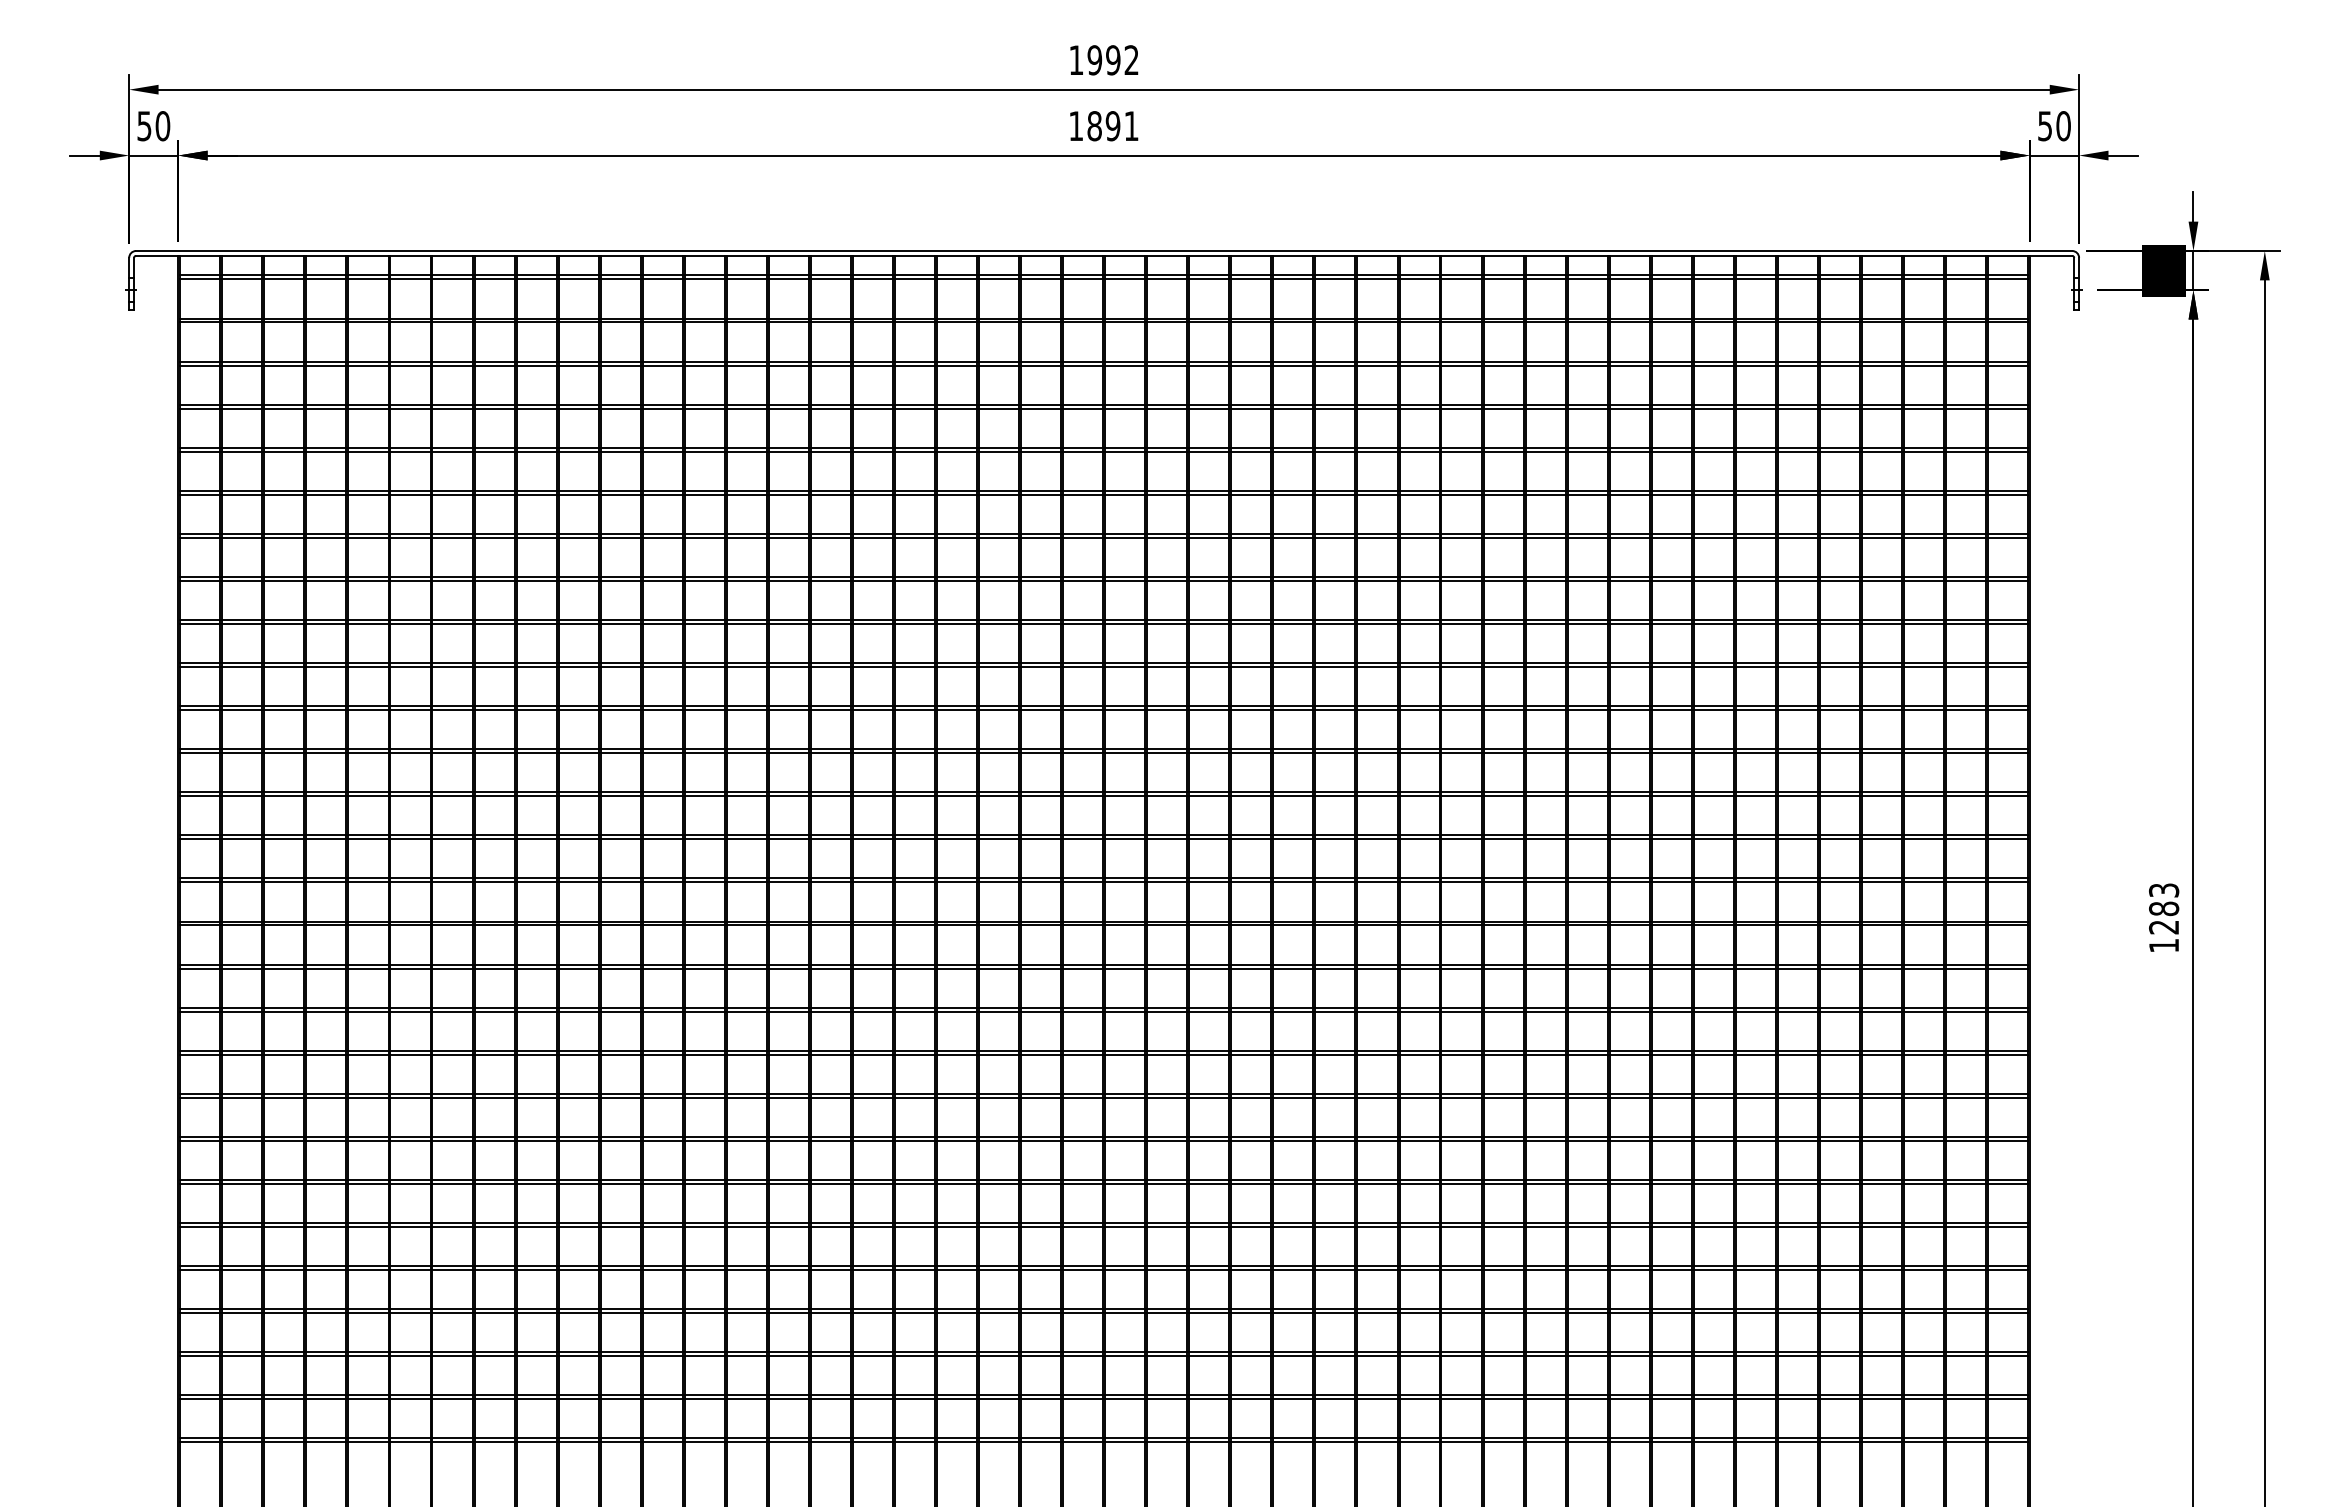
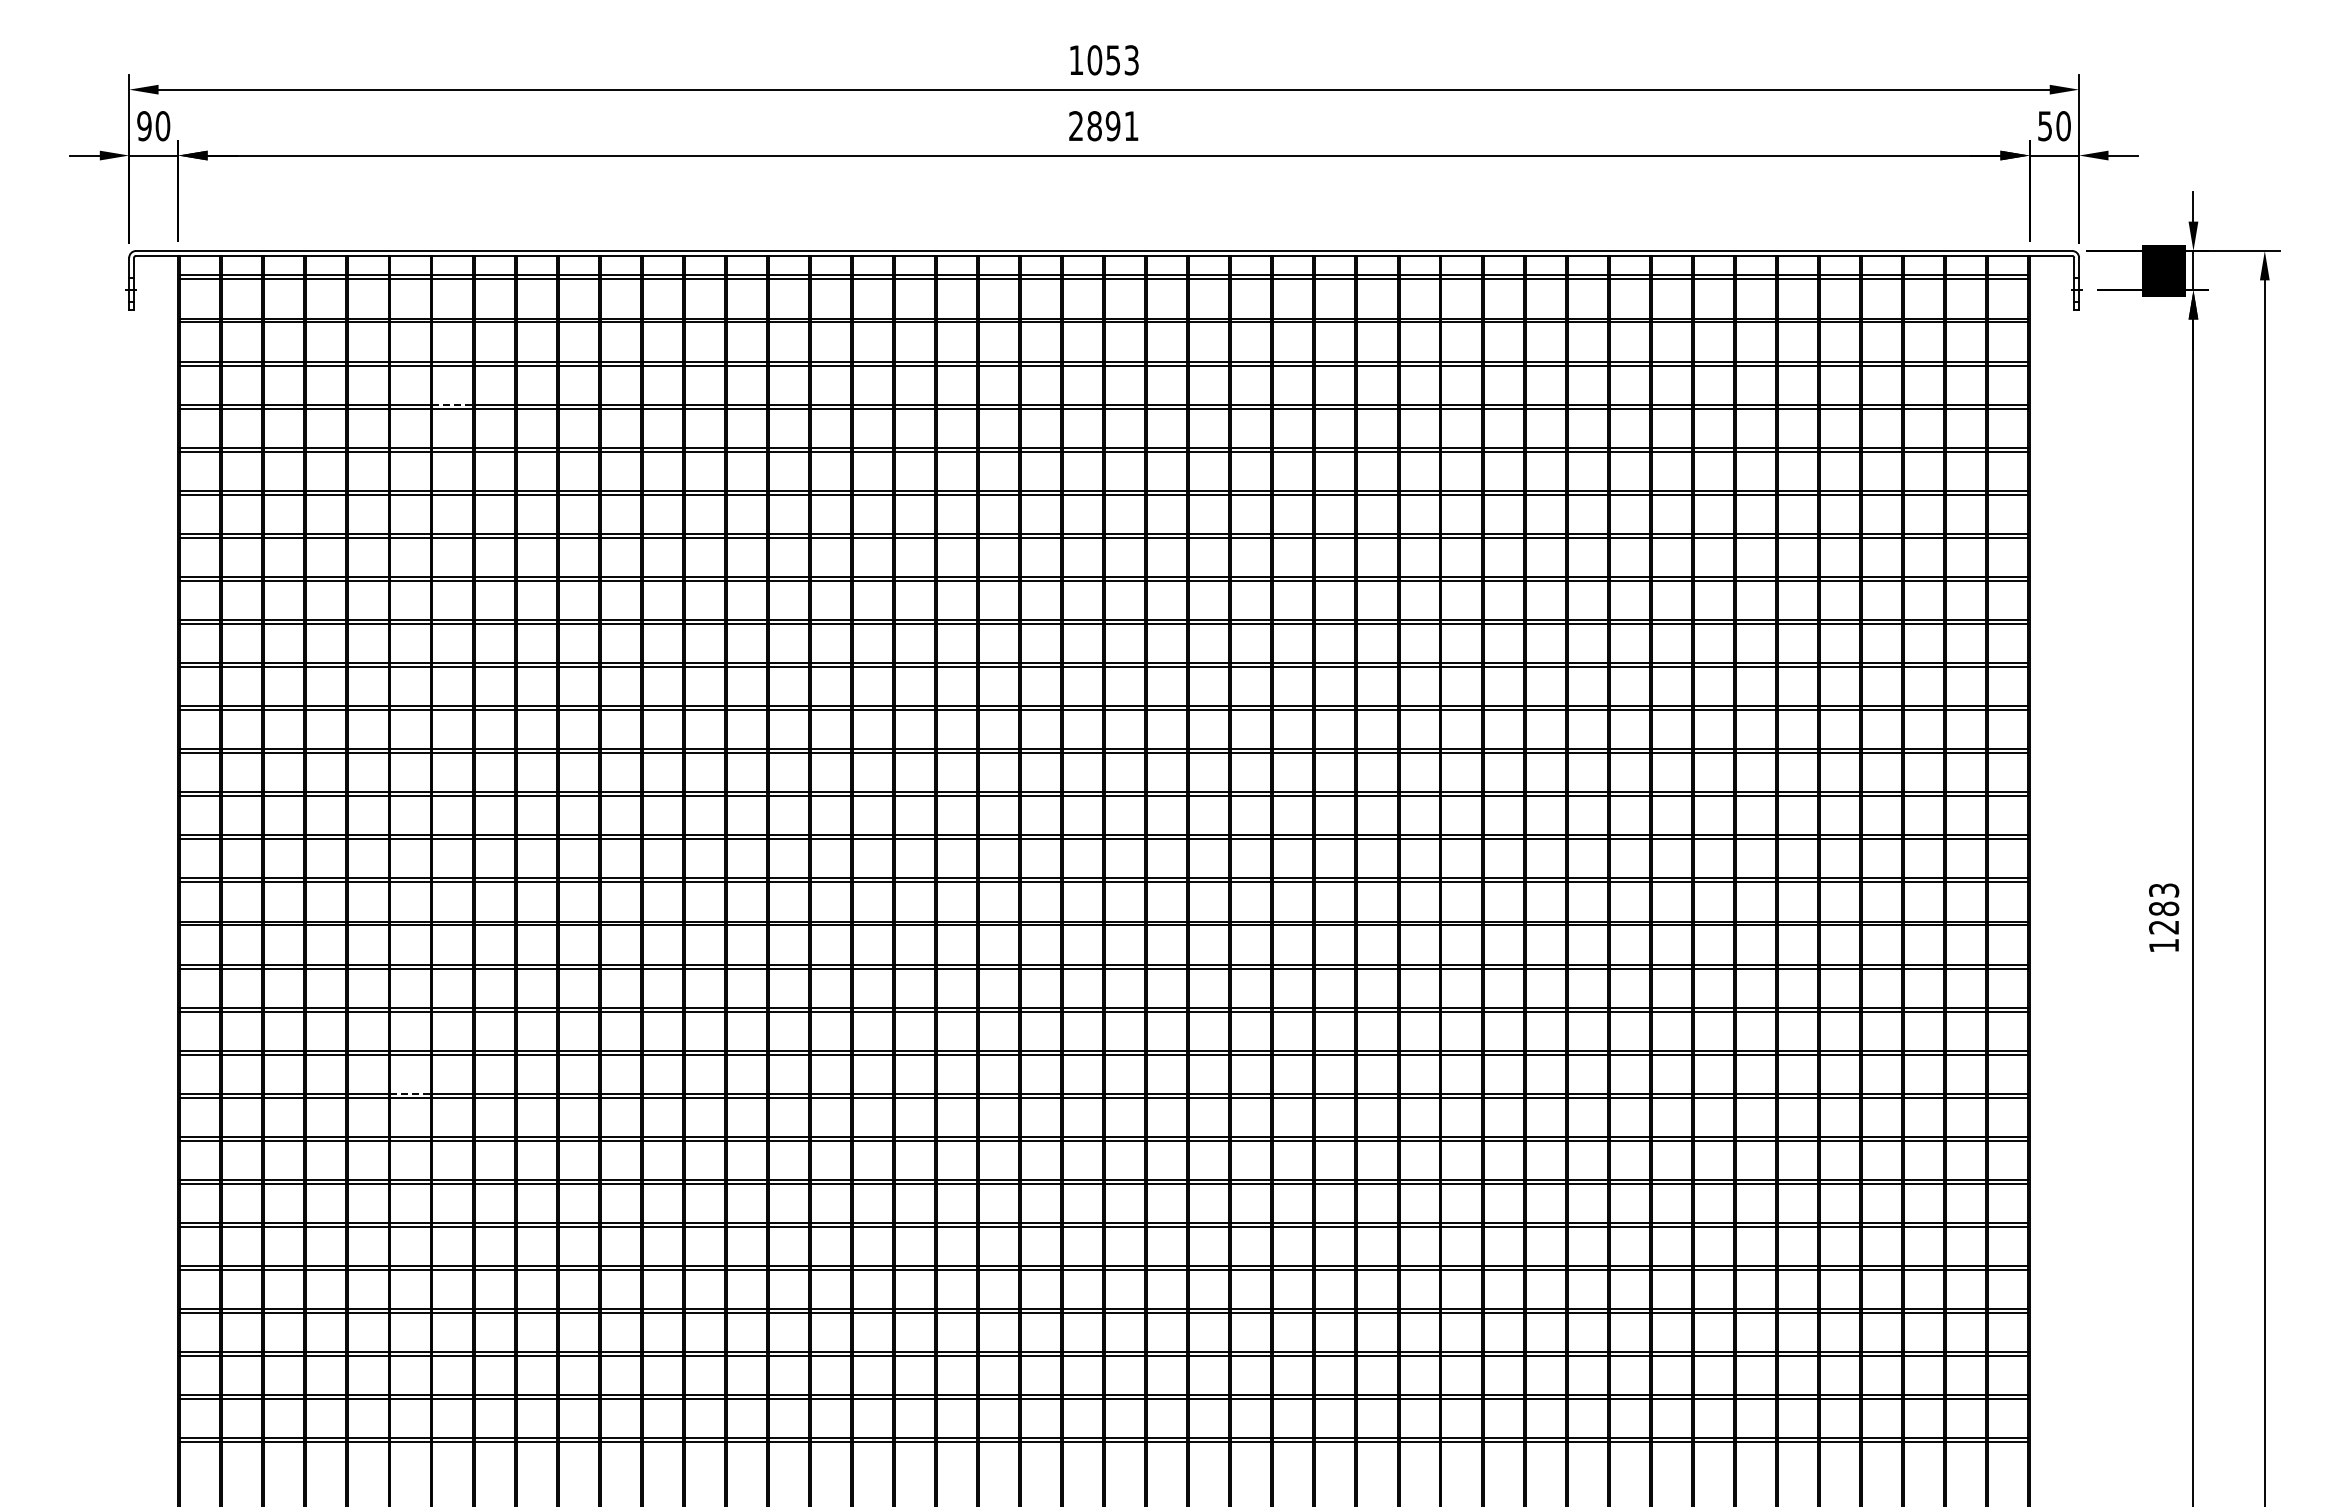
text: 1992 -> 1053 (1112, 60)
text: 50 -> 90 (144, 125)
text: 1891 -> 2891 (1075, 125)
line: solid -> dashed (453, 404)
line: solid -> dashed (410, 1093)
